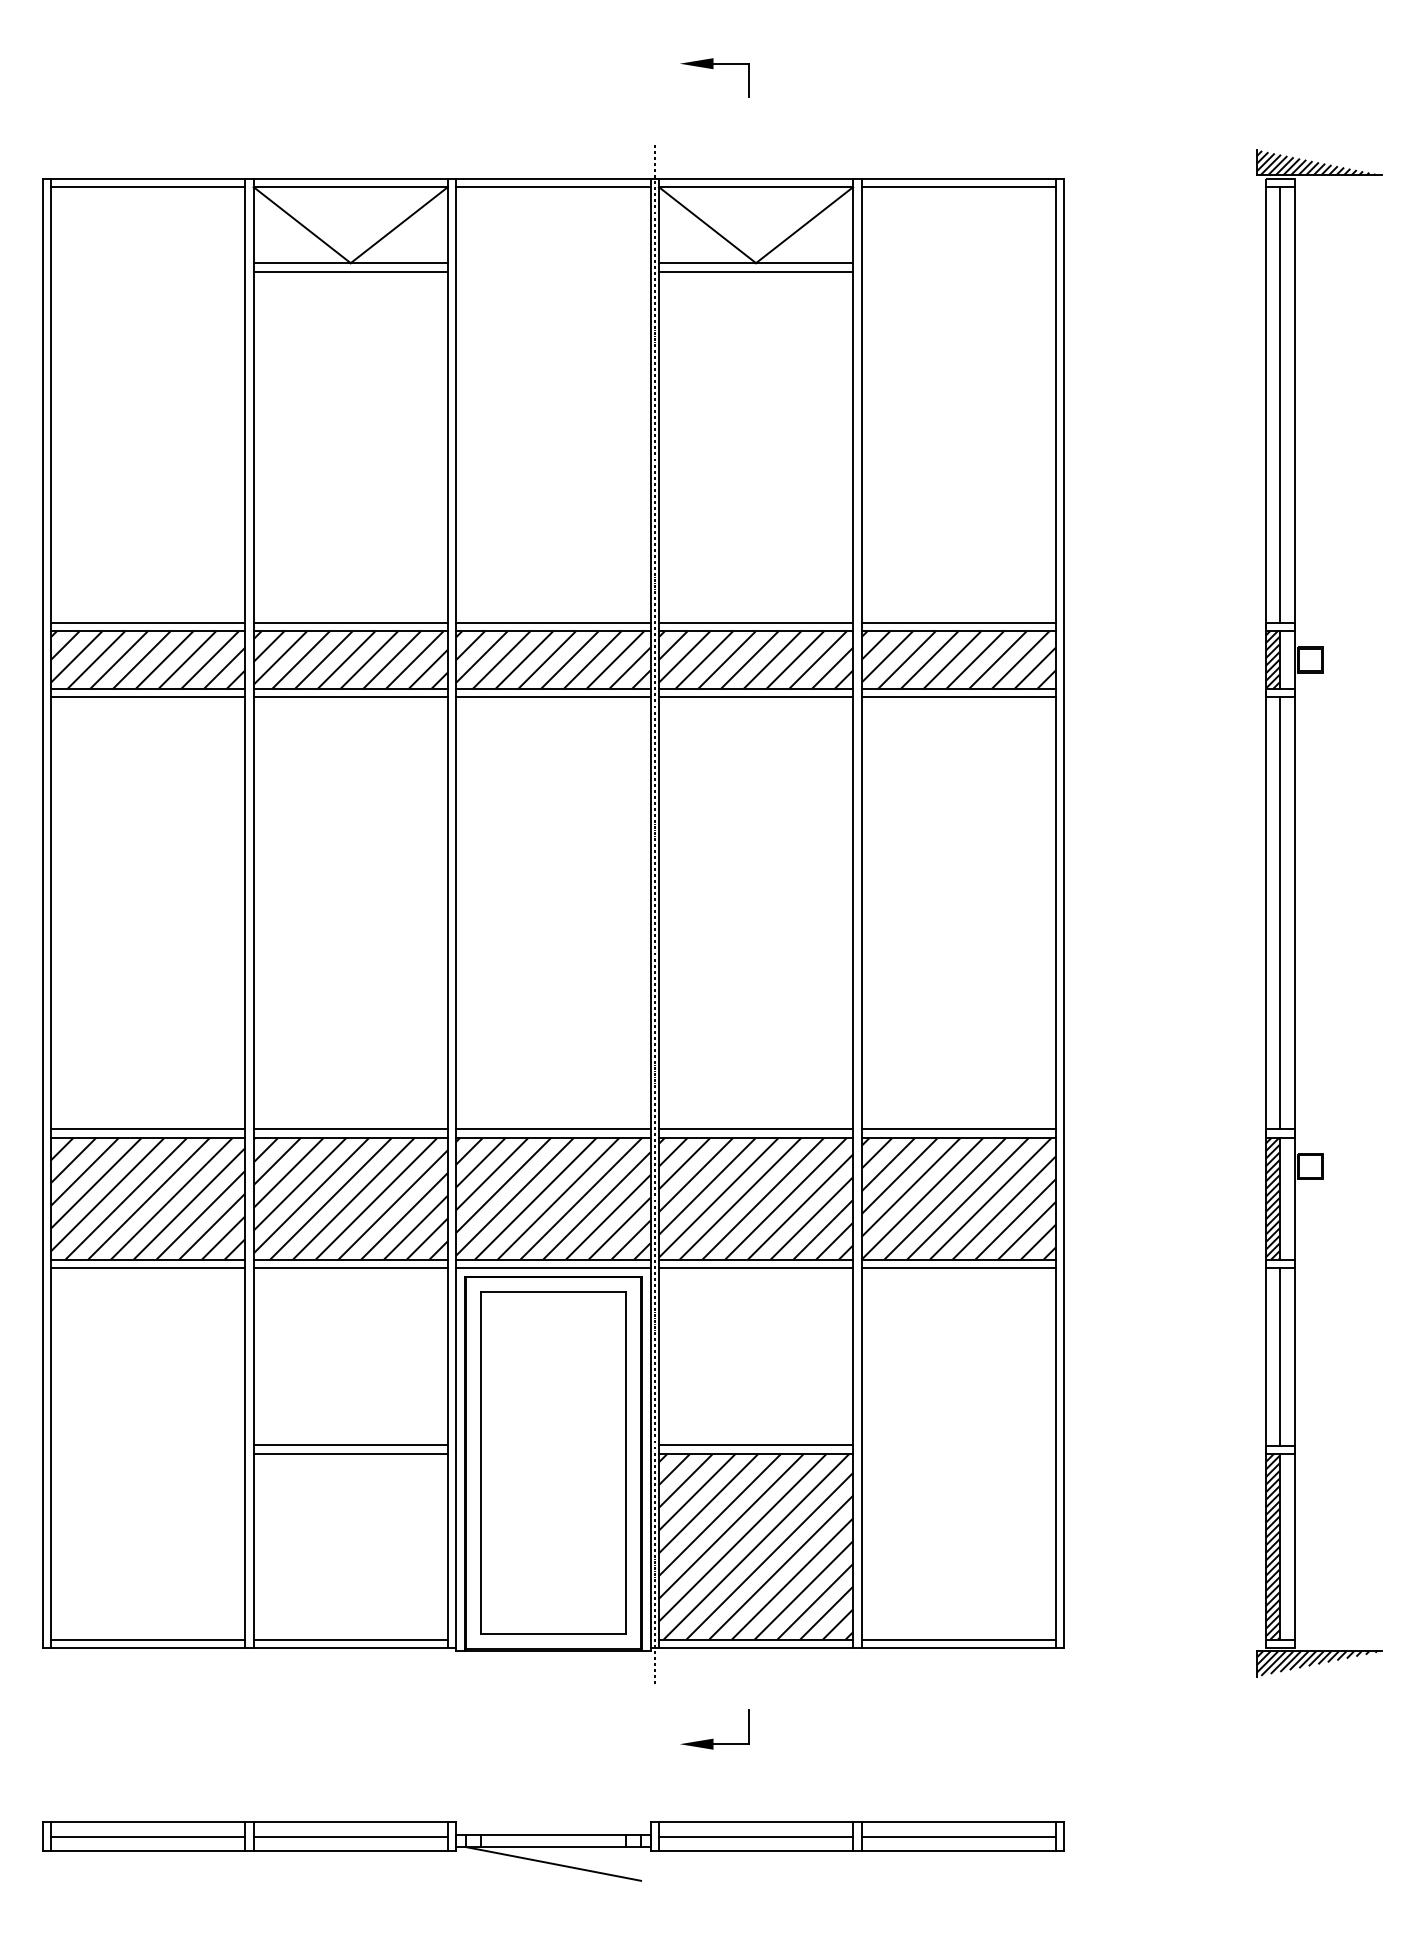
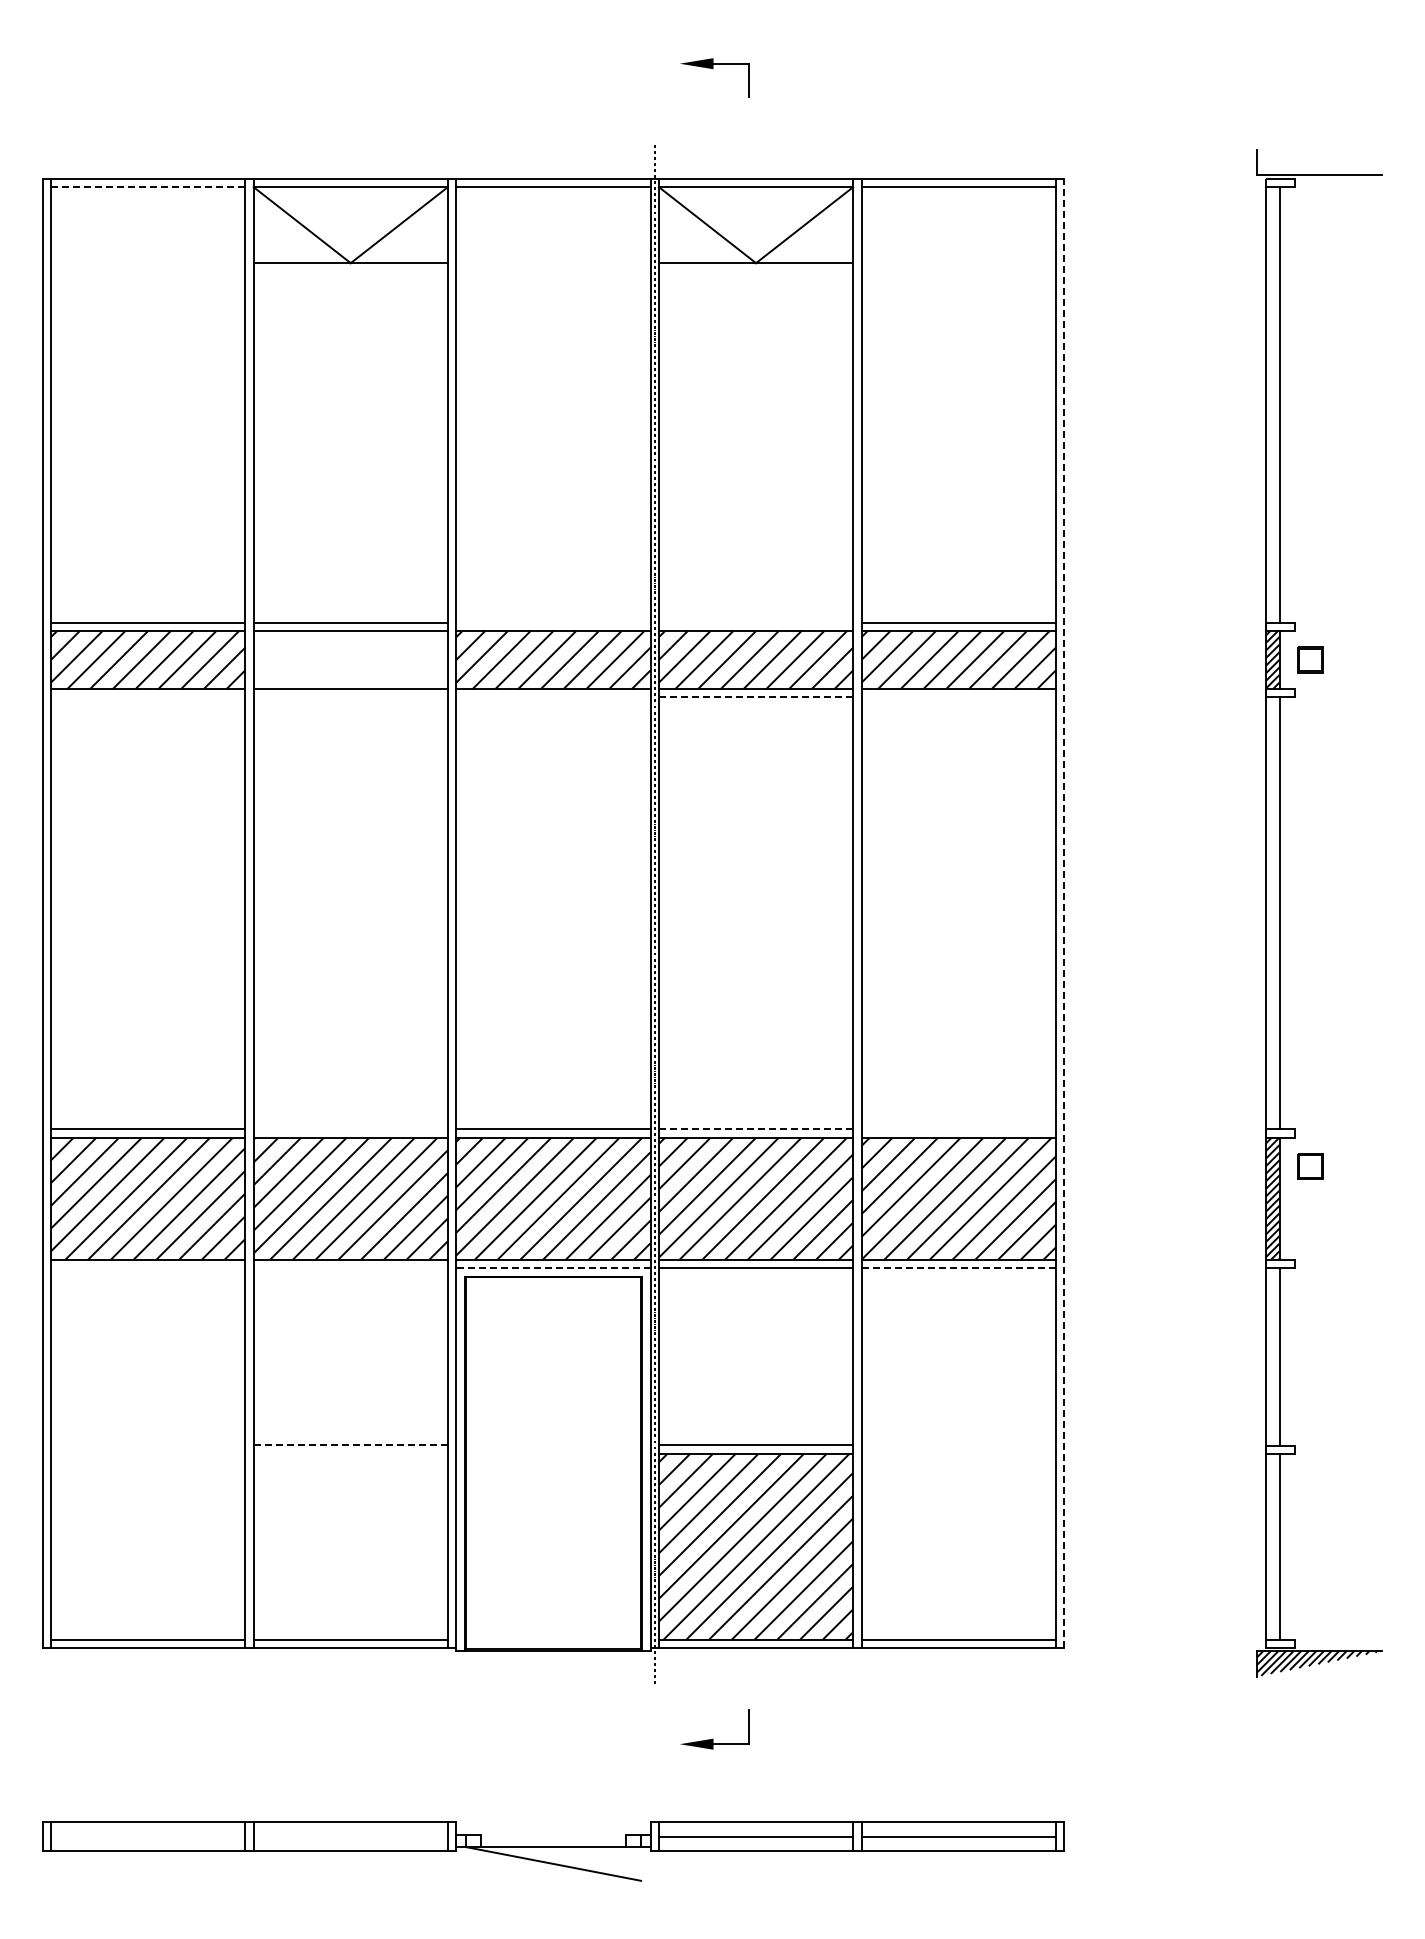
hatch: present -> none (1319, 162)
line: solid -> dashed (147, 187)
line: present -> none (350, 271)
line: present -> none (755, 271)
line: present -> none (553, 622)
line: present -> none (755, 622)
hatch: present -> none (350, 659)
line: present -> none (148, 697)
line: present -> none (350, 697)
line: present -> none (553, 697)
line: solid -> dashed (755, 697)
line: present -> none (958, 697)
line: solid -> dashed (1064, 913)
line: present -> none (1294, 913)
line: present -> none (350, 1129)
line: solid -> dashed (755, 1129)
line: present -> none (958, 1129)
line: present -> none (148, 1267)
line: present -> none (350, 1267)
line: solid -> dashed (552, 1267)
line: solid -> dashed (958, 1267)
line: solid -> dashed (350, 1445)
line: present -> none (350, 1453)
part: present -> none (553, 1462)
hatch: present -> none (1272, 1546)
line: present -> none (553, 1834)
line: present -> none (148, 1836)
line: present -> none (350, 1836)
